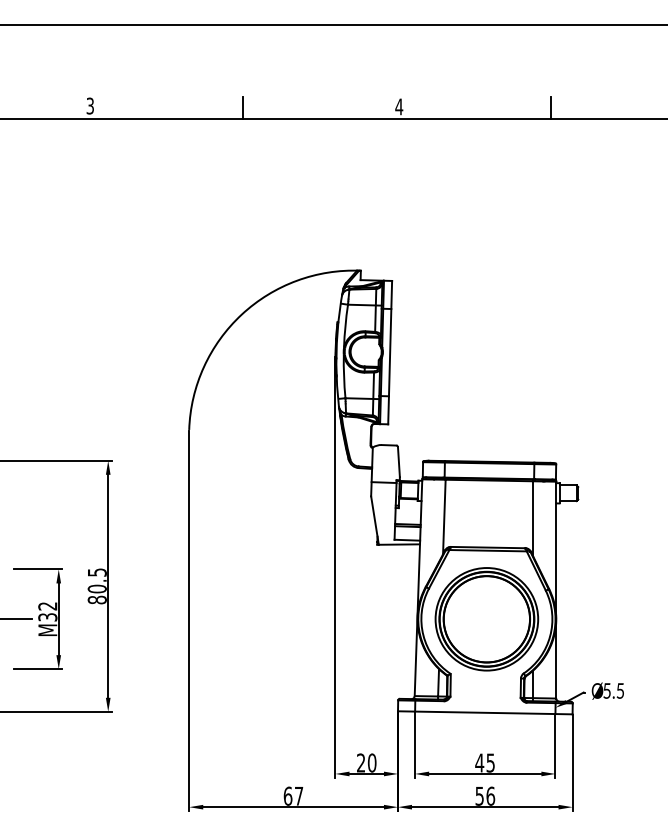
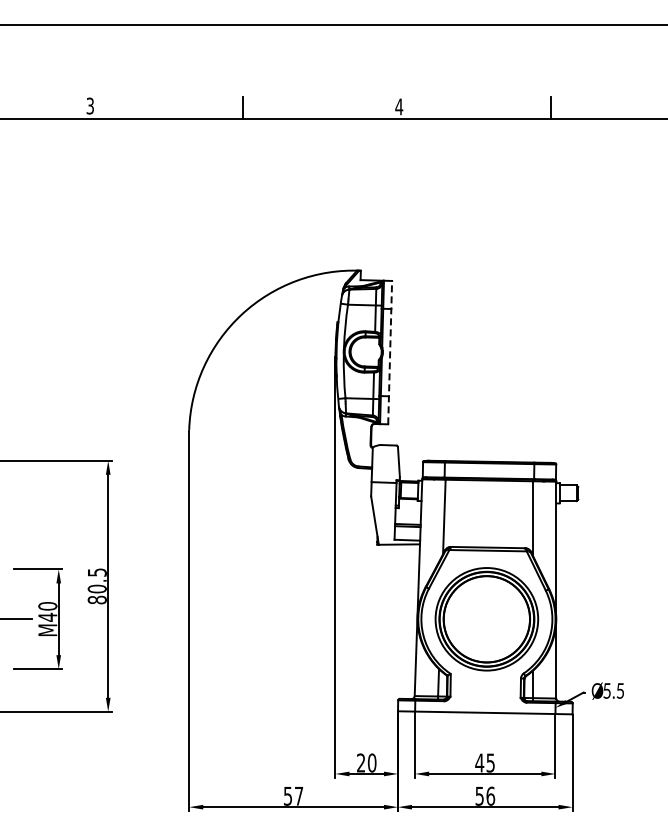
line: solid -> dashed (390, 352)
text: M32 -> M40 (47, 611)
text: 67 -> 57 (287, 795)
